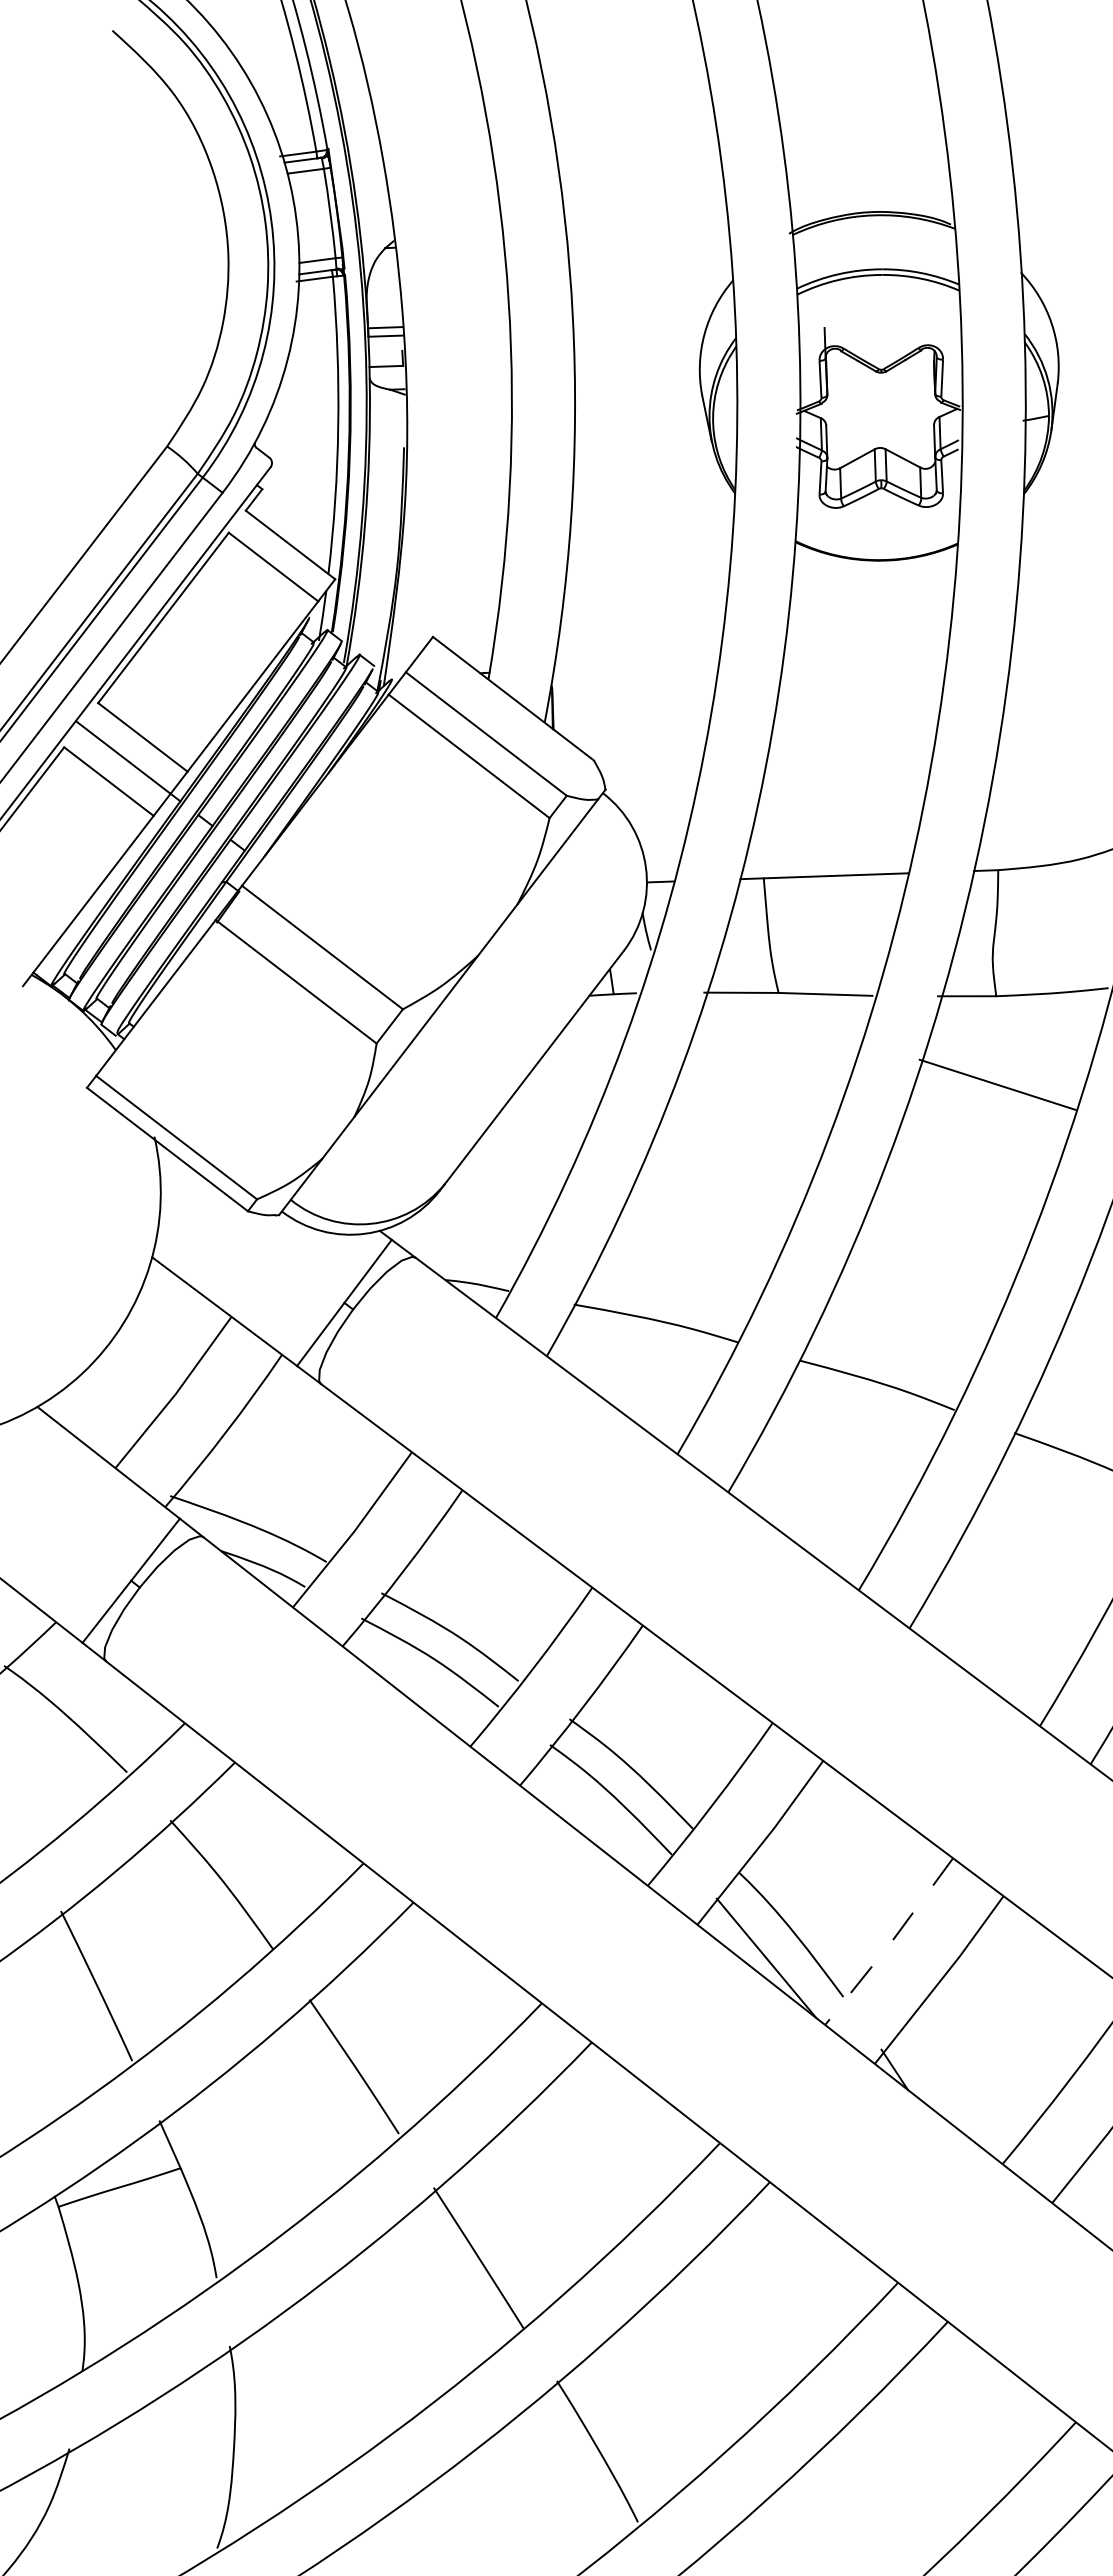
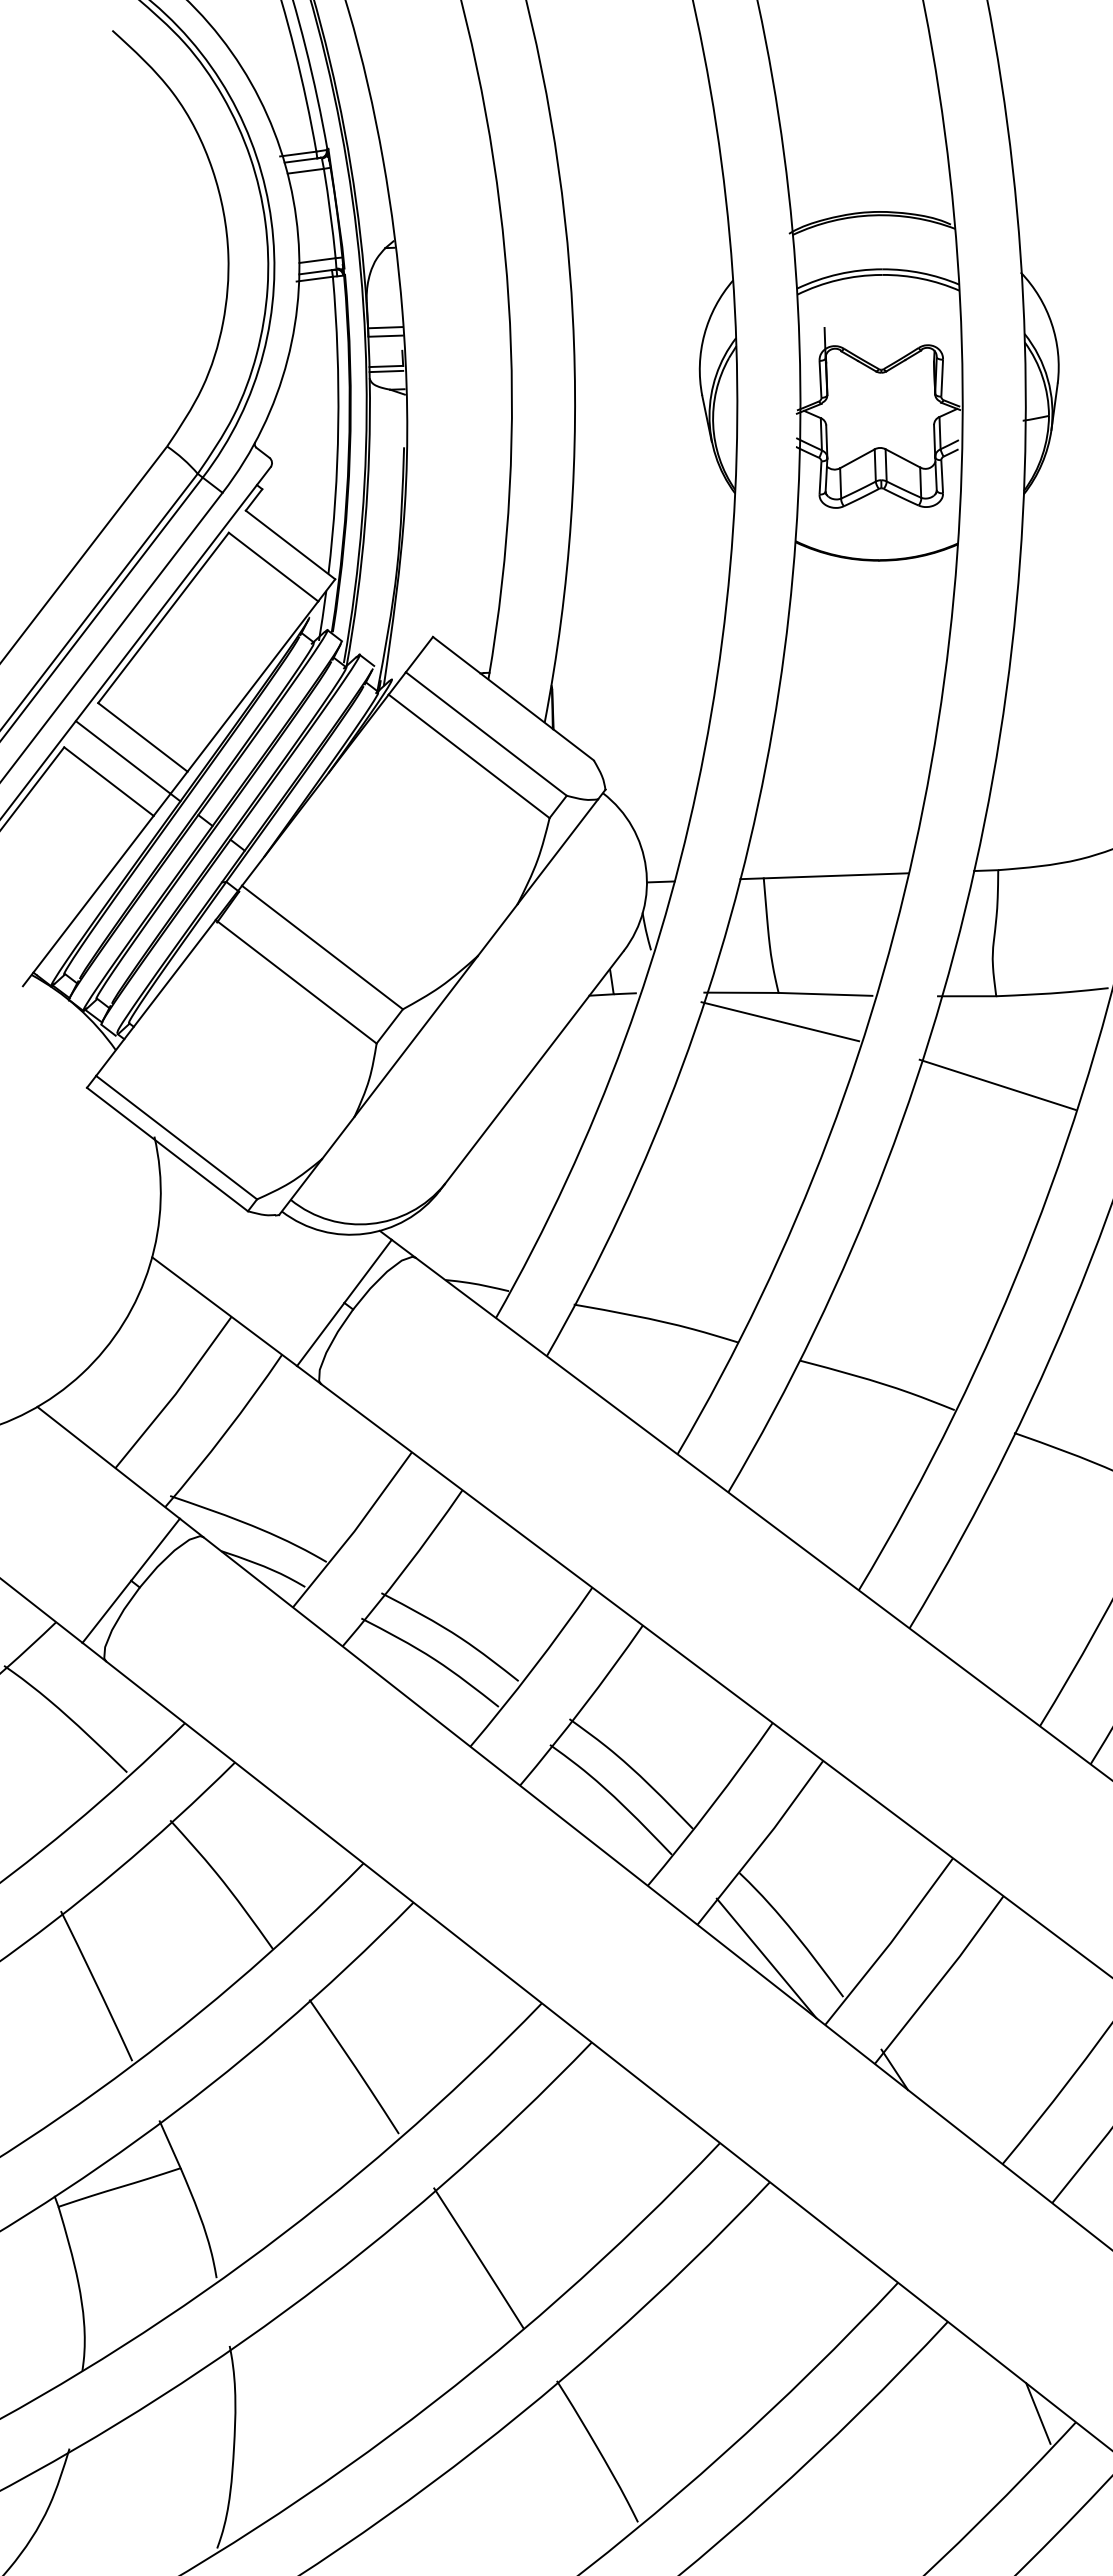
line: none -> present (386, 371)
line: none -> present (780, 1021)
line: dashed -> solid (890, 1942)
line: none -> present (1038, 2413)
